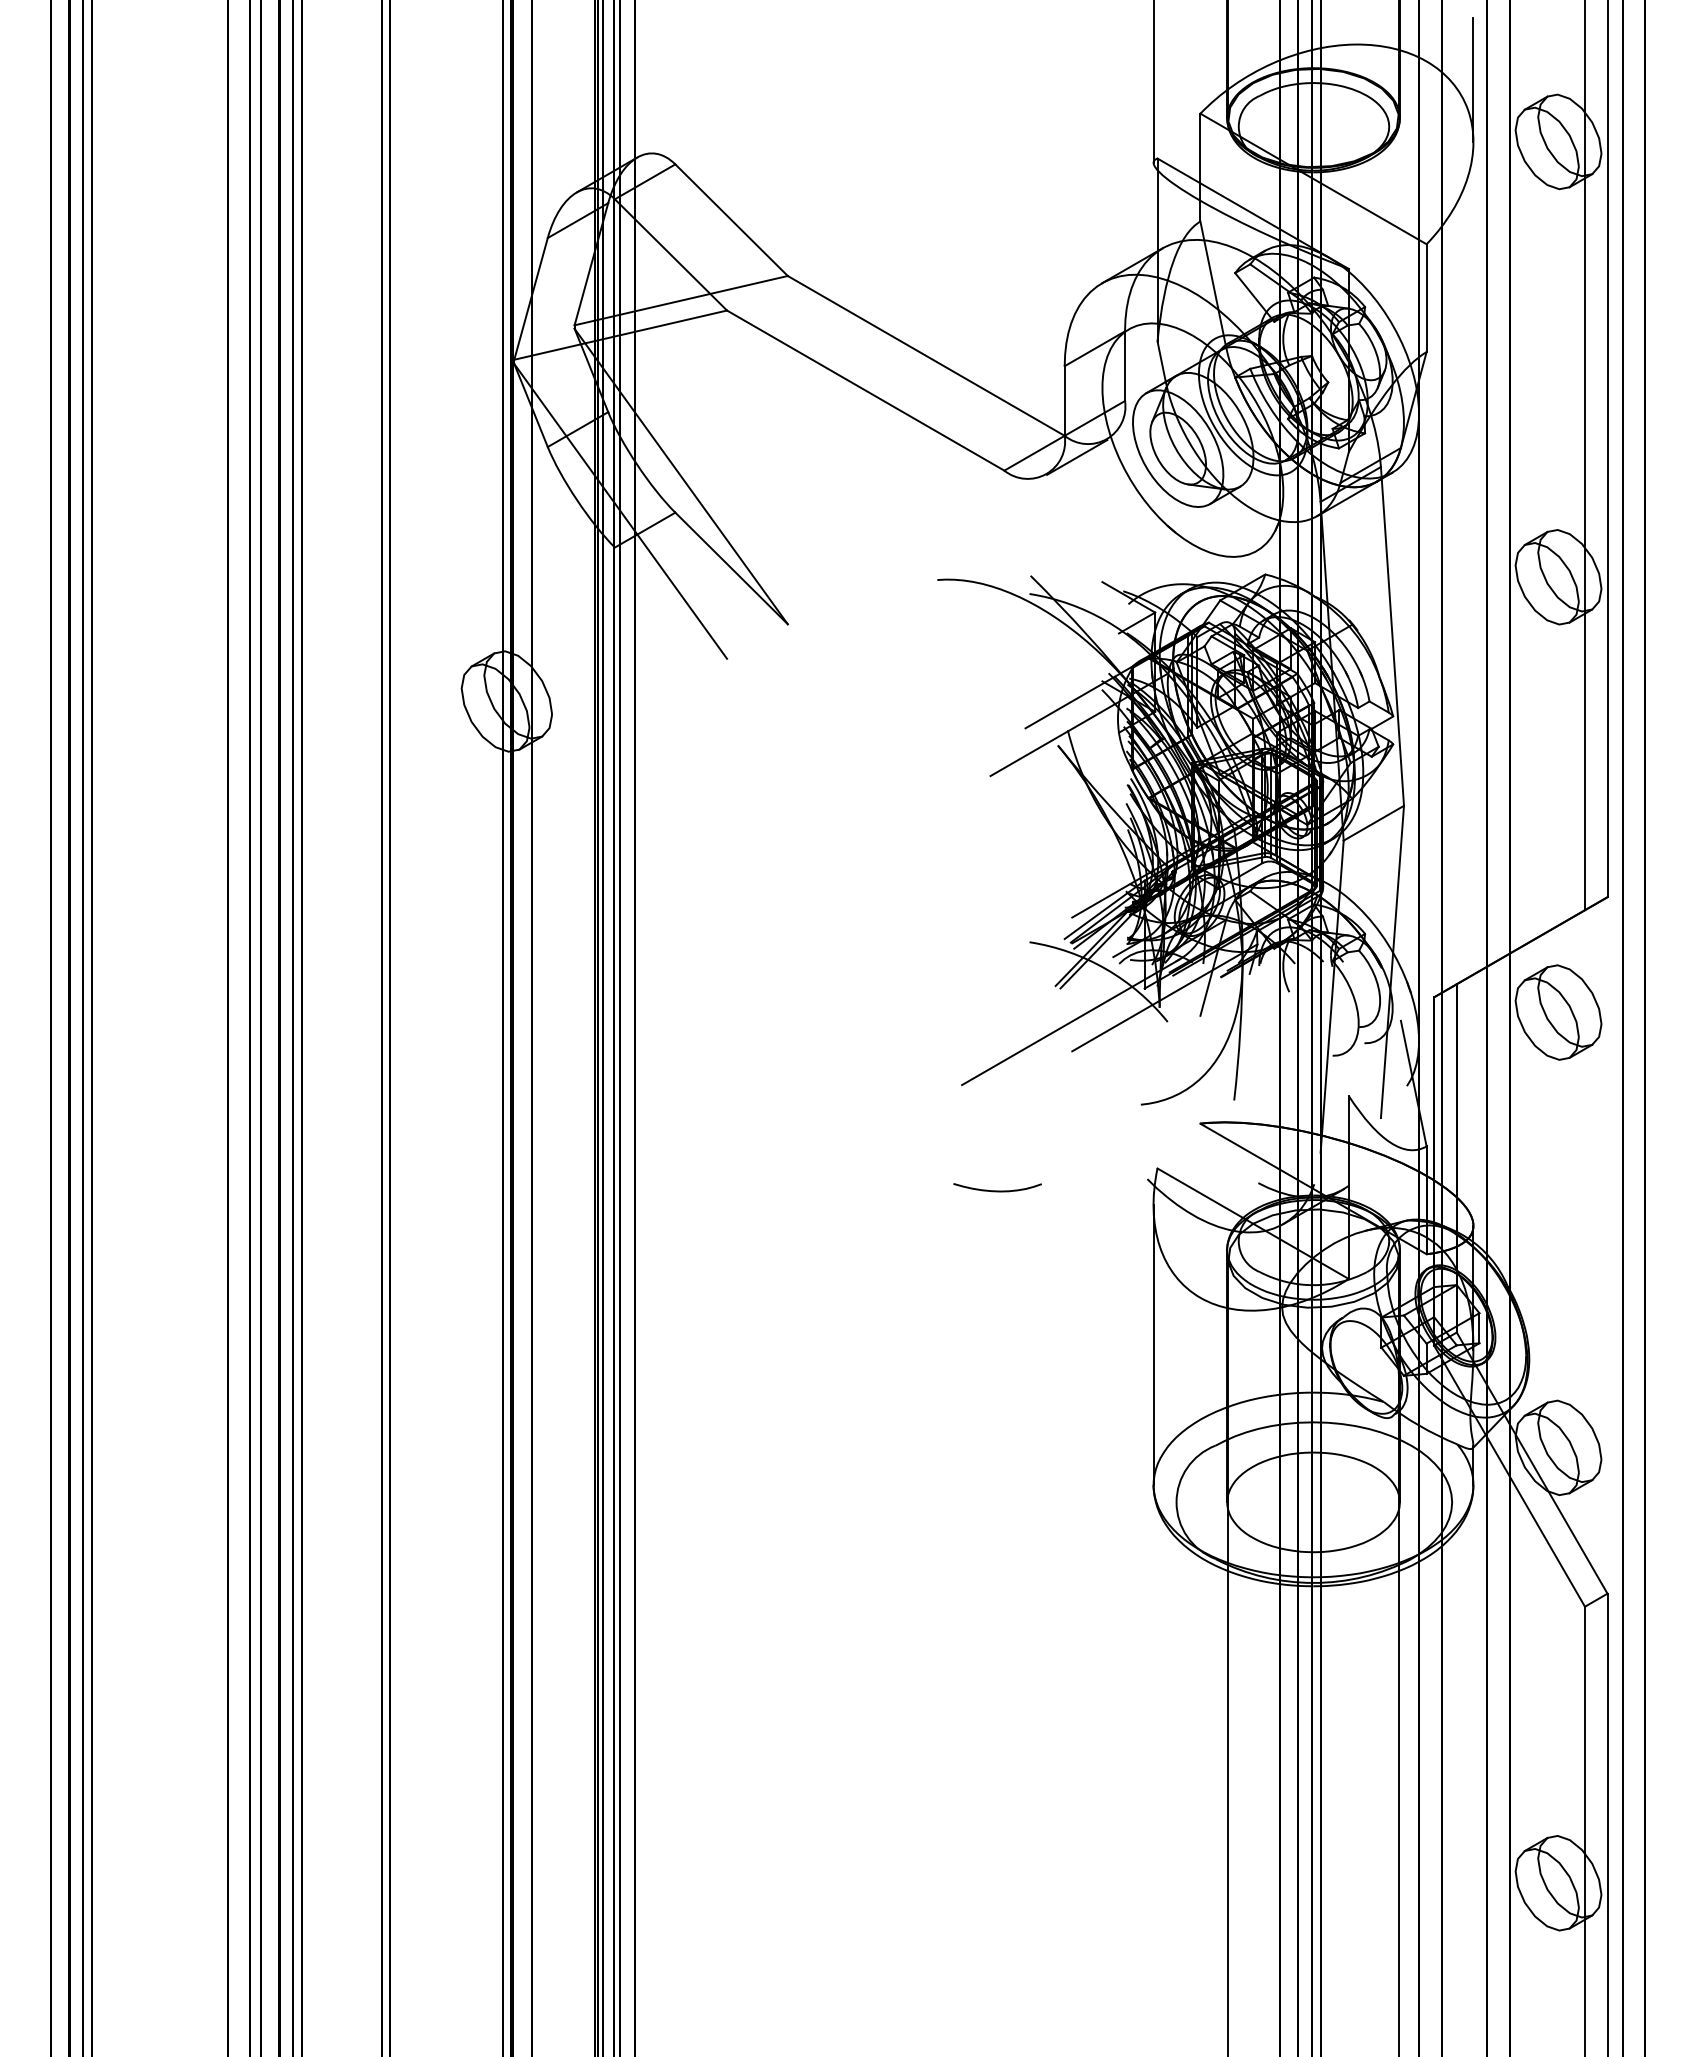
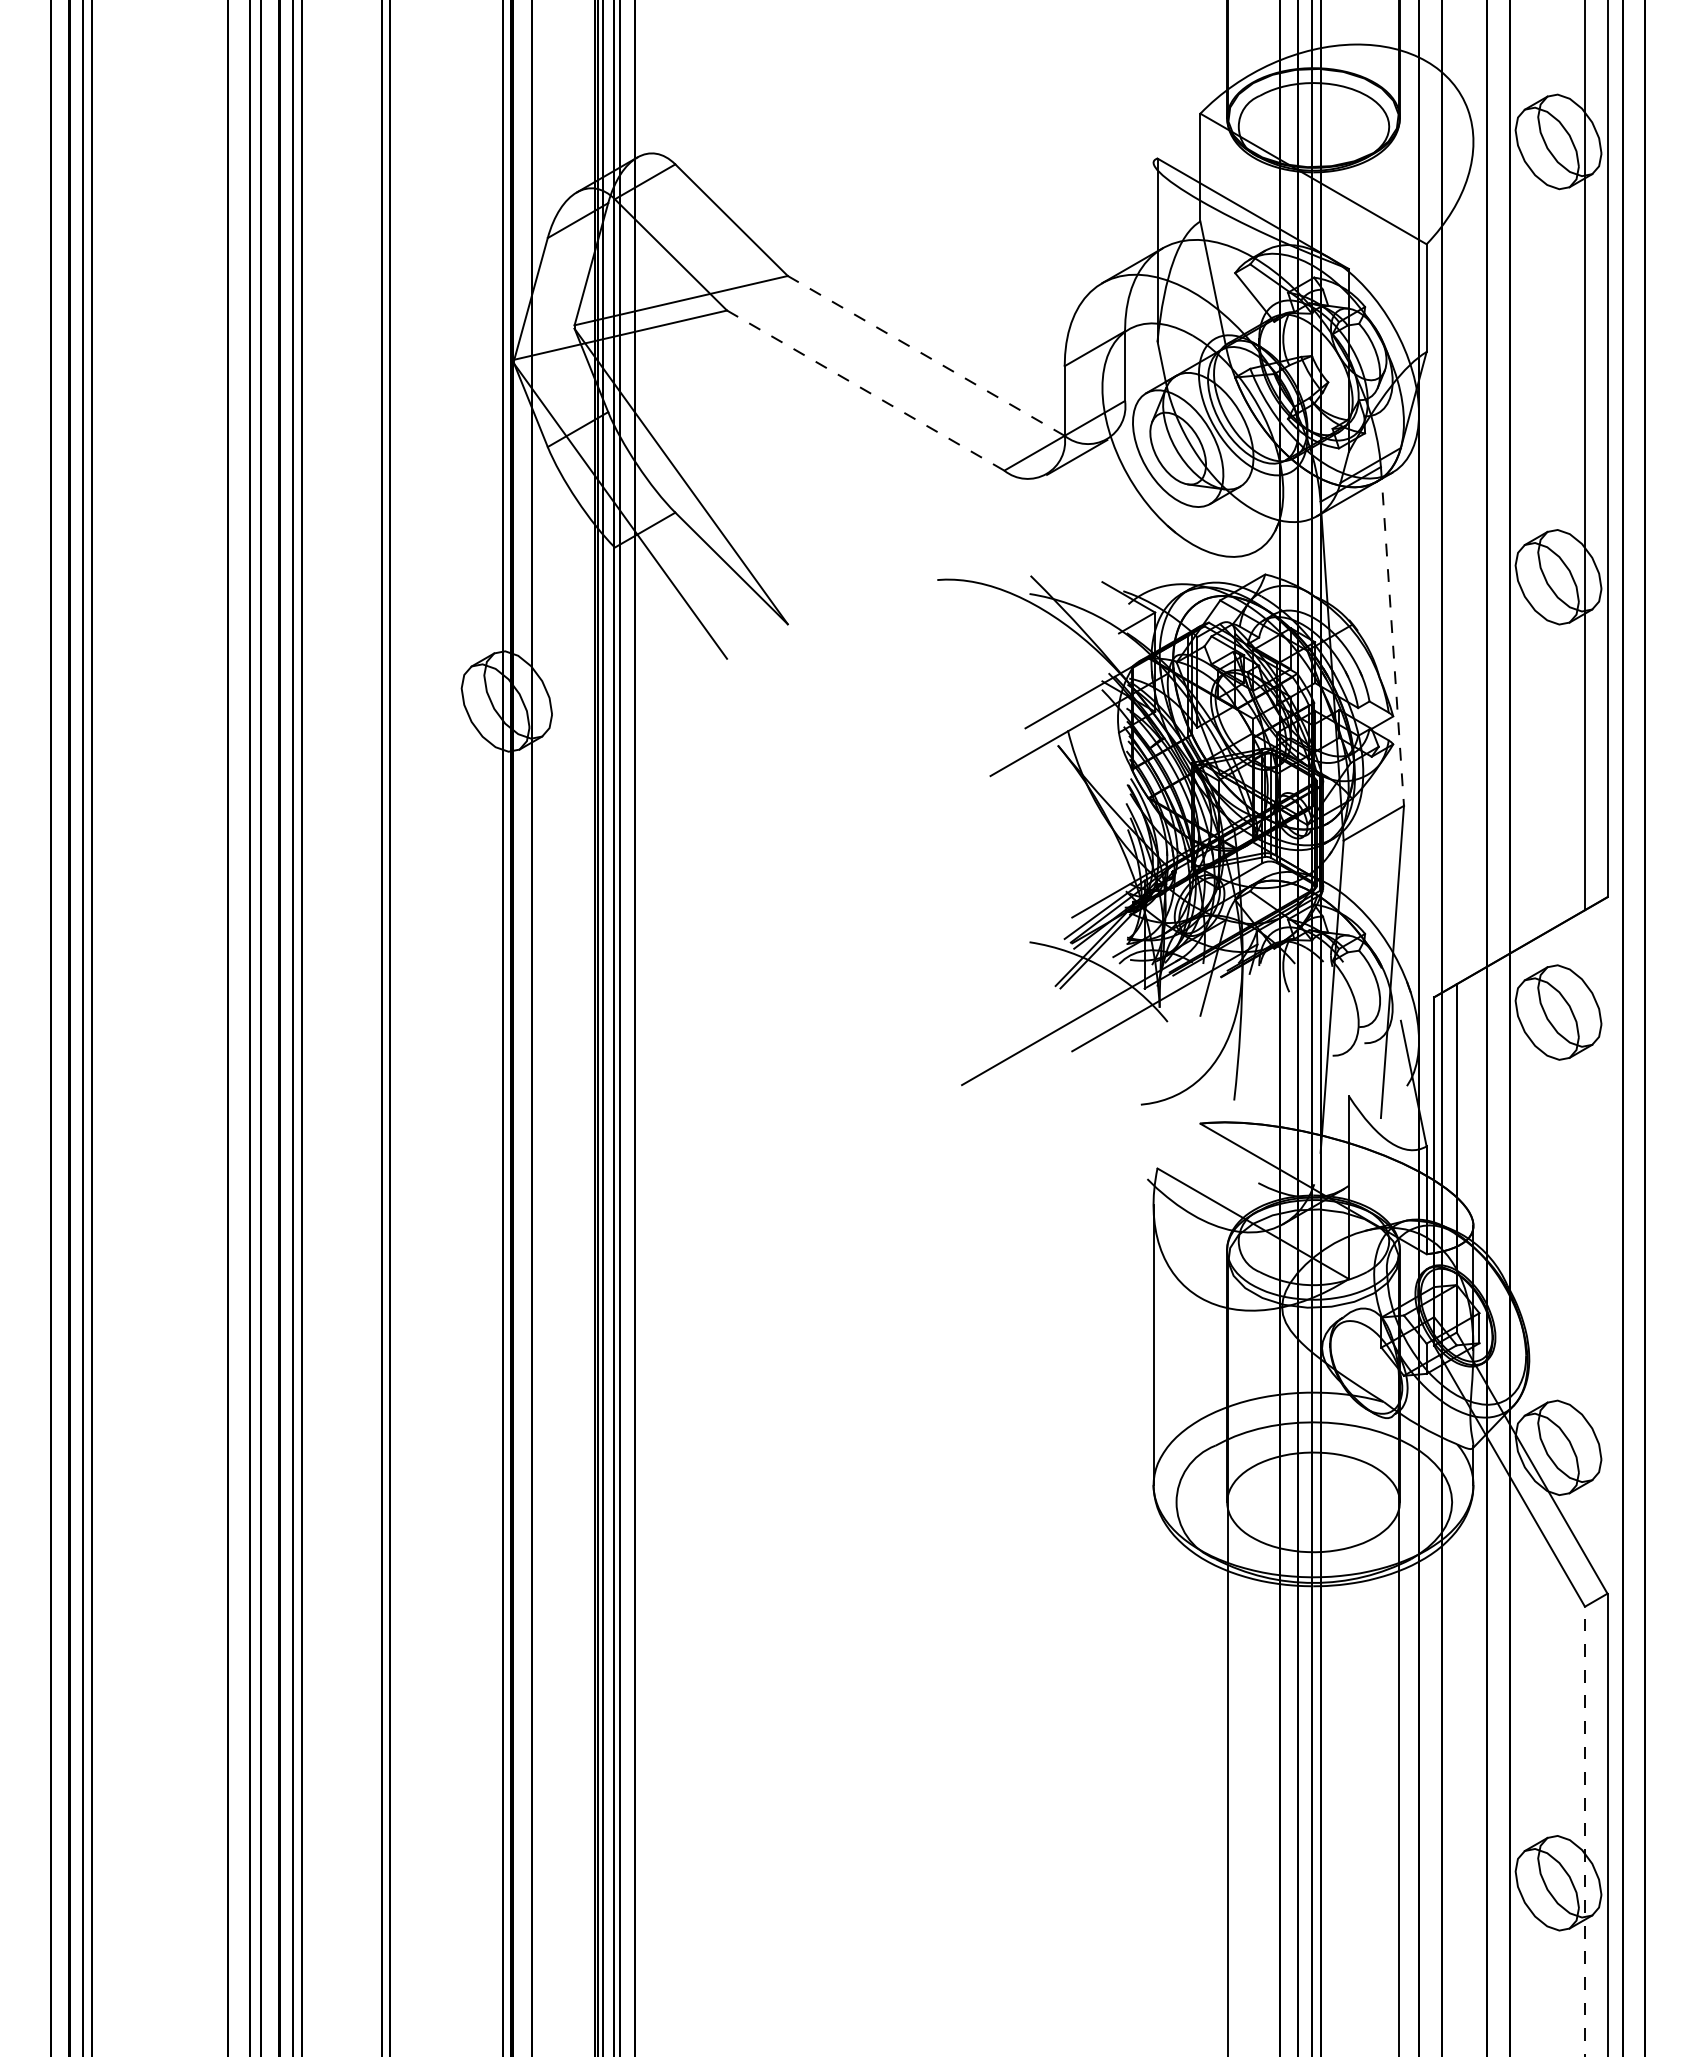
line: present -> none (1473, 79)
line: present -> none (1153, 82)
line: solid -> dashed (926, 355)
line: solid -> dashed (866, 390)
line: solid -> dashed (1392, 636)
curve: present -> none (997, 1190)
line: solid -> dashed (1584, 1831)
